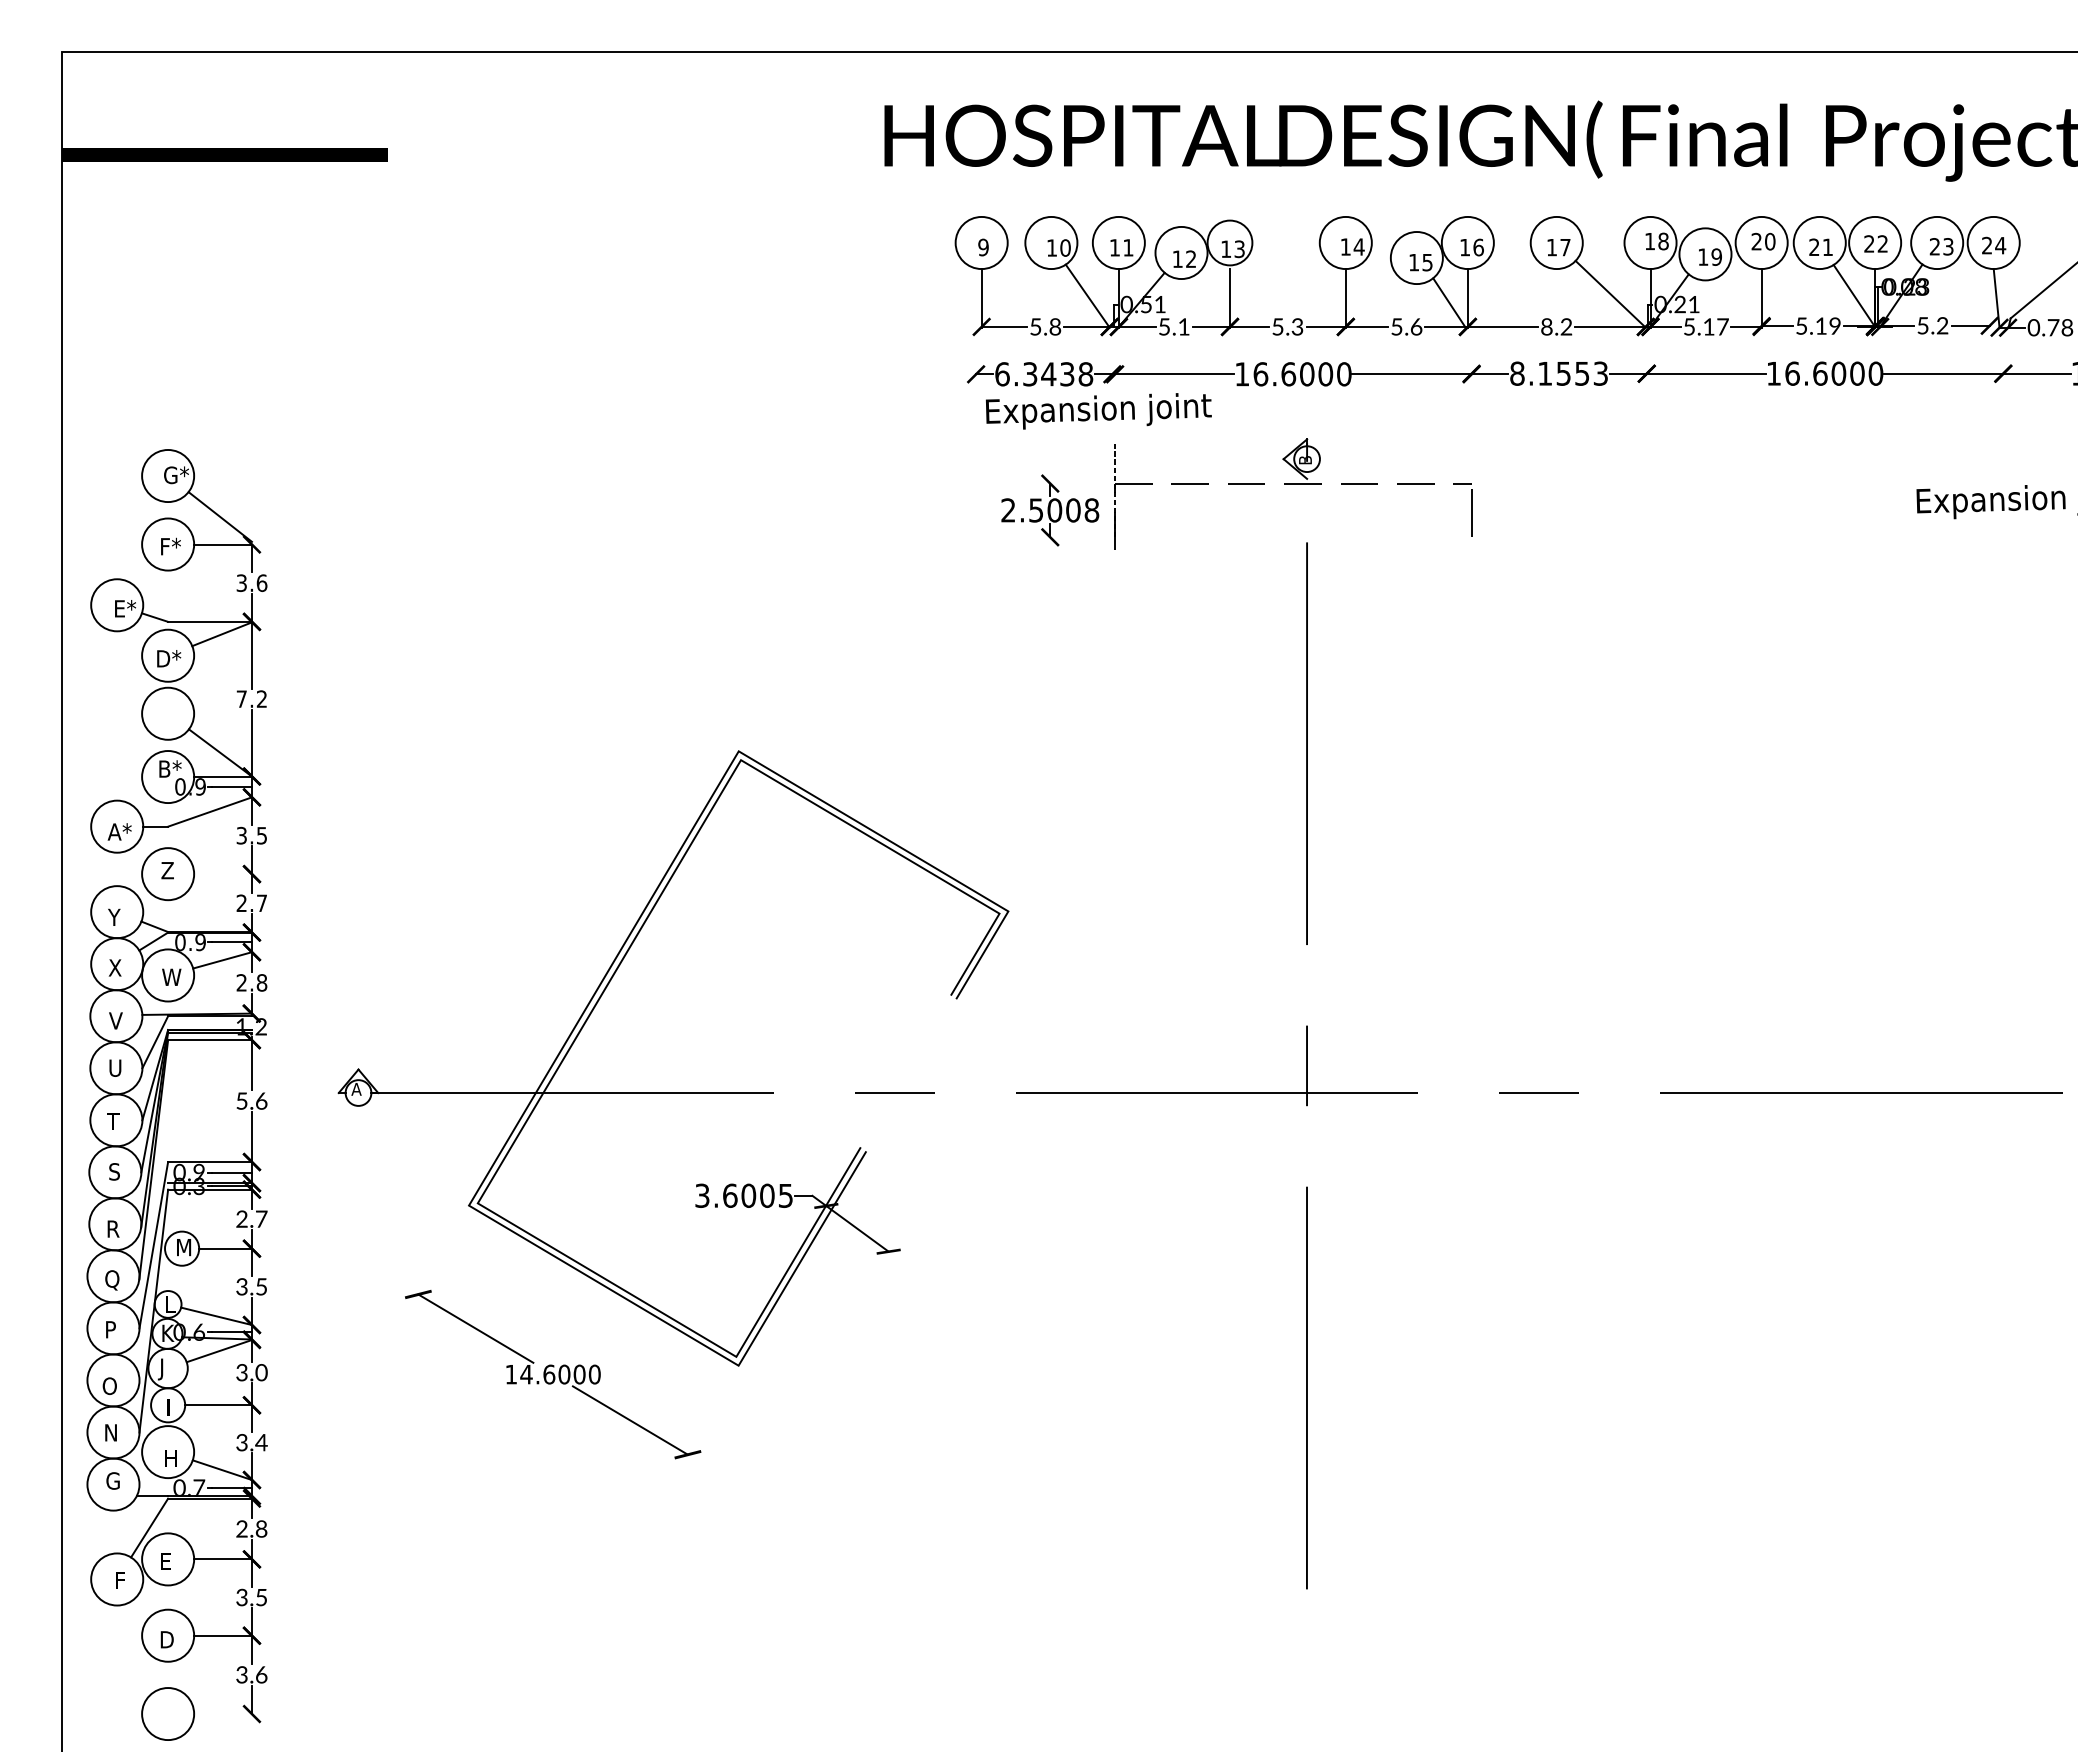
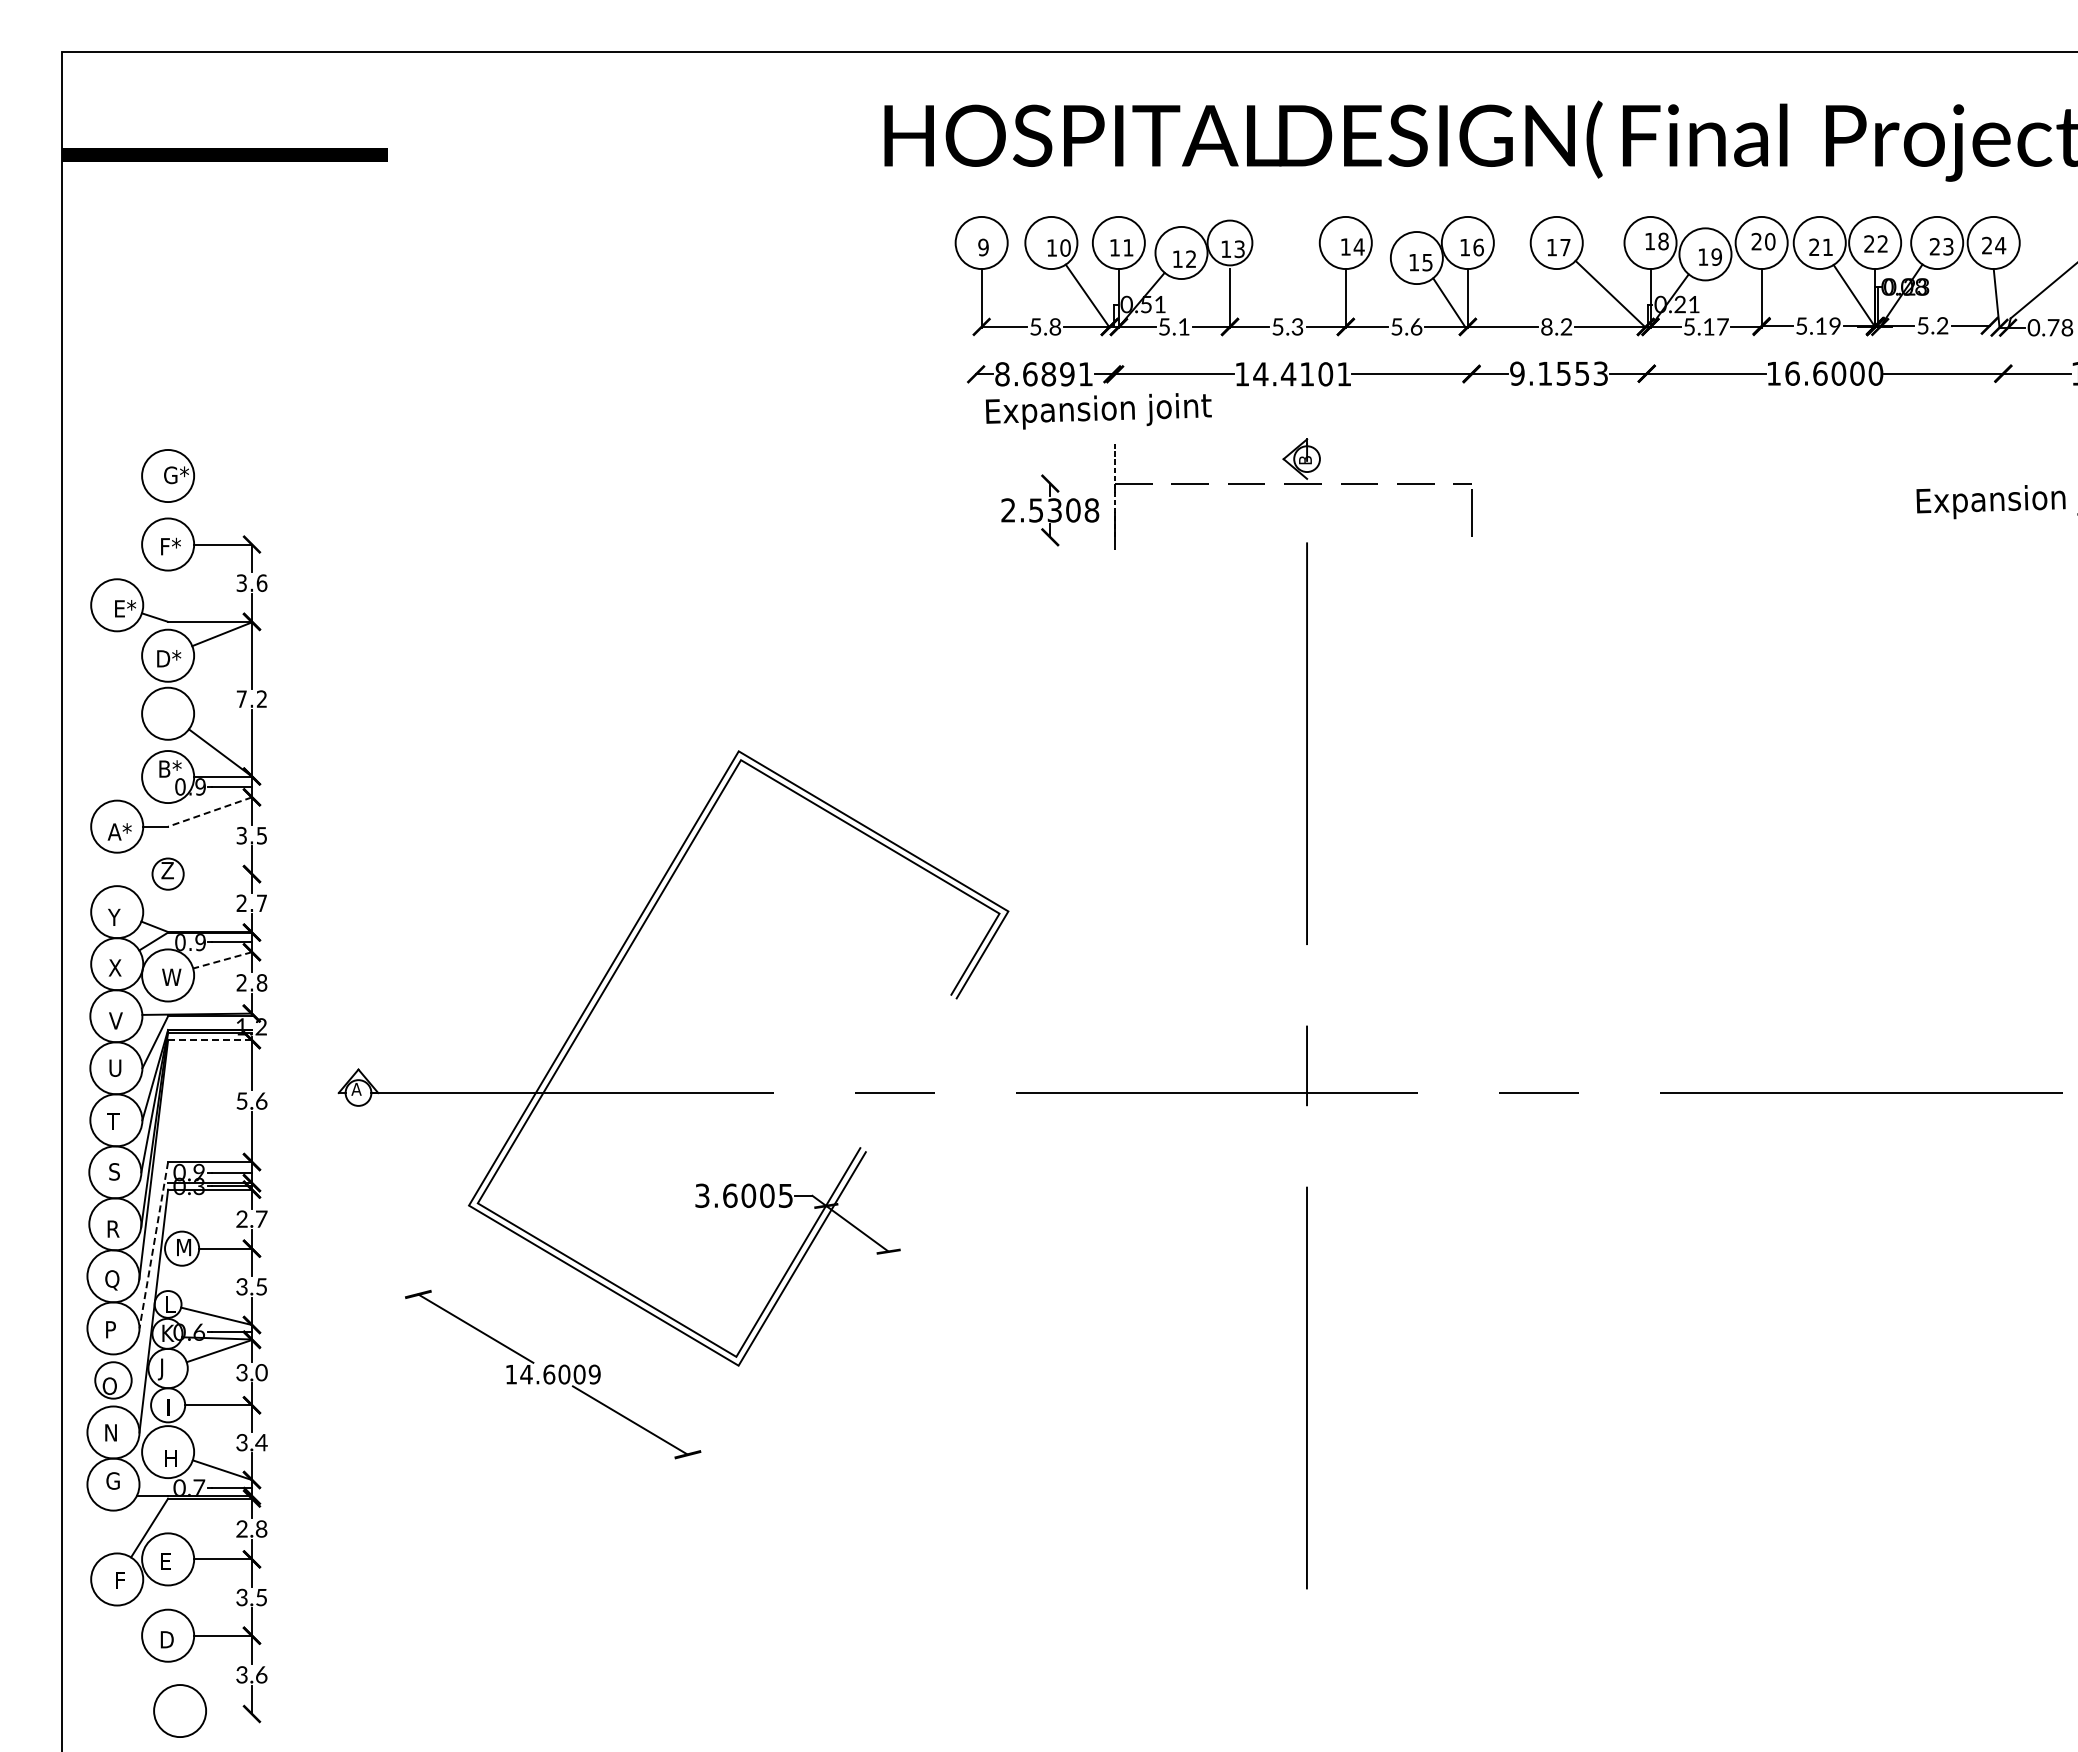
text: 8.1553 -> 9.1553 (1517, 373)
text: 6.3438 -> 8.6891 (1044, 374)
text: 16.6000 -> 14.4101 (1302, 374)
text: 2.5008 -> 2.5308 (1054, 510)
line: present -> none (219, 516)
line: solid -> dashed (209, 812)
circle diameter: 52 px -> 31 px (167, 873)
line: solid -> dashed (222, 960)
line: solid -> dashed (210, 1040)
line: solid -> dashed (153, 1245)
text: 14.6000 -> 14.6009 (594, 1374)
circle diameter: 52 px -> 36 px (113, 1380)
circle position: (167, 1713) -> (179, 1710) (179, 1710)
